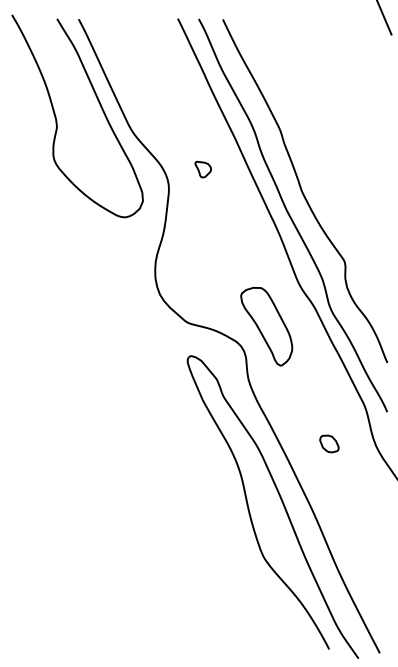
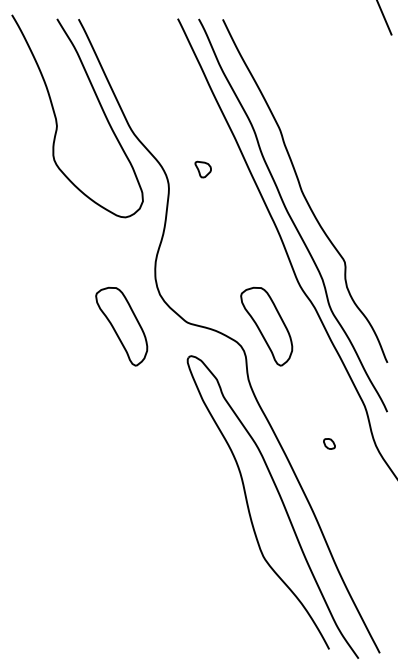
part: none -> present (121, 326)
part size: 21x20 px -> 13x12 px (329, 443)
